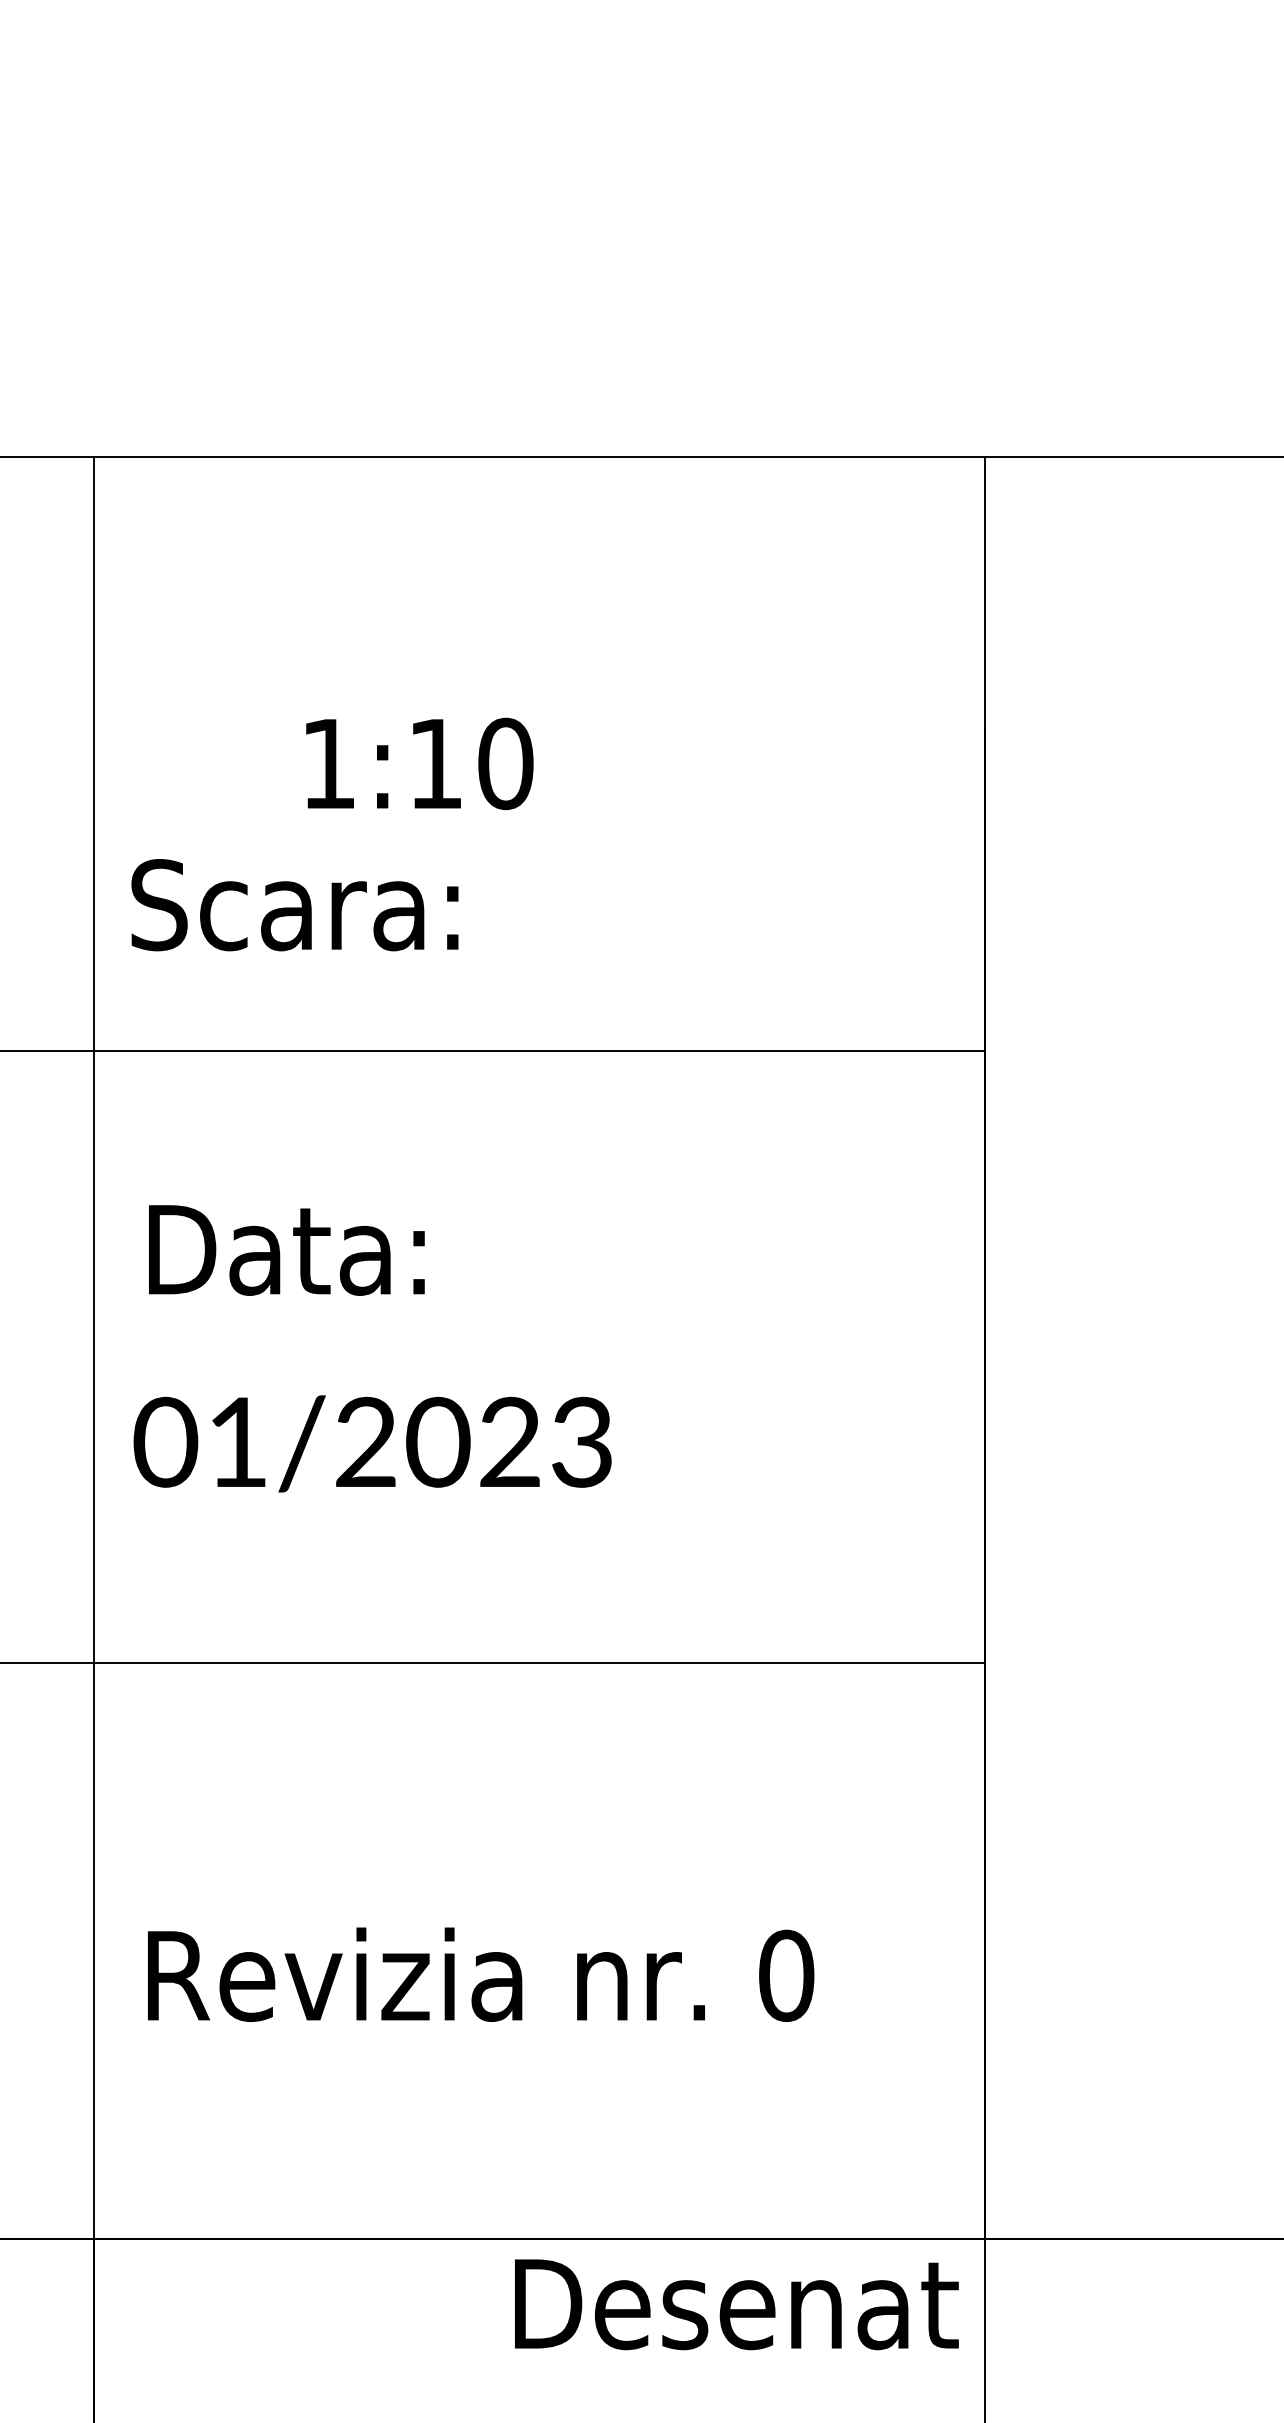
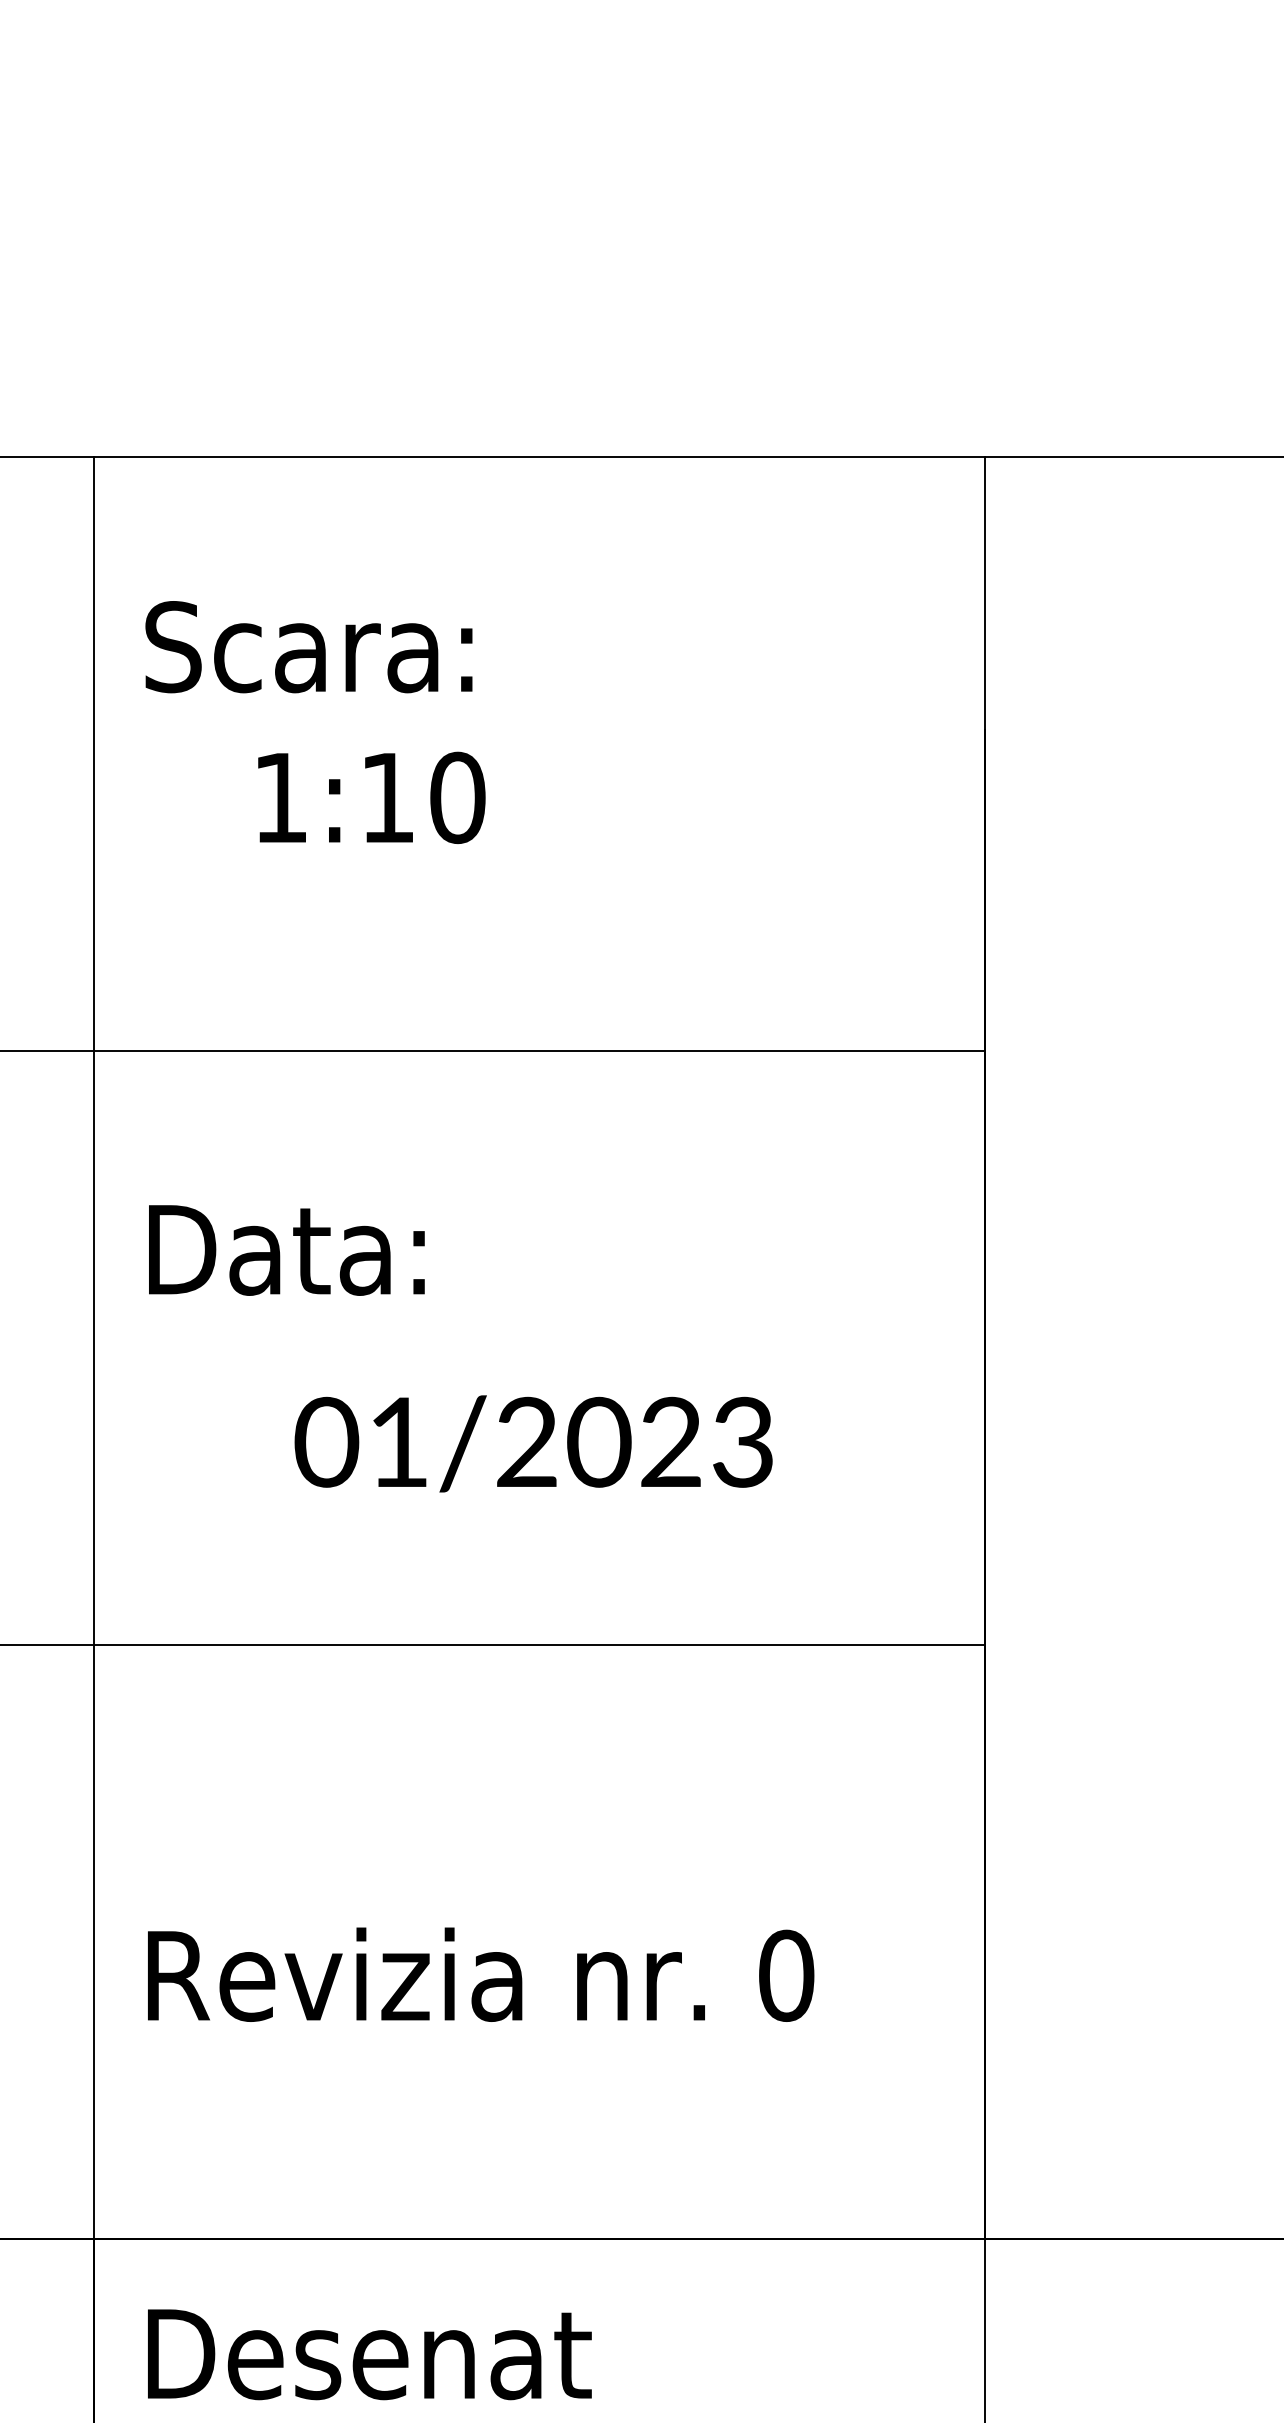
text position: (419, 763) -> (371, 797) (371, 797)
text position: (294, 905) -> (308, 647) (308, 647)
text position: (372, 1443) -> (533, 1443) (533, 1443)
line position: (493, 1662) -> (493, 1644) (493, 1644)
text position: (736, 2304) -> (369, 2354) (369, 2354)
